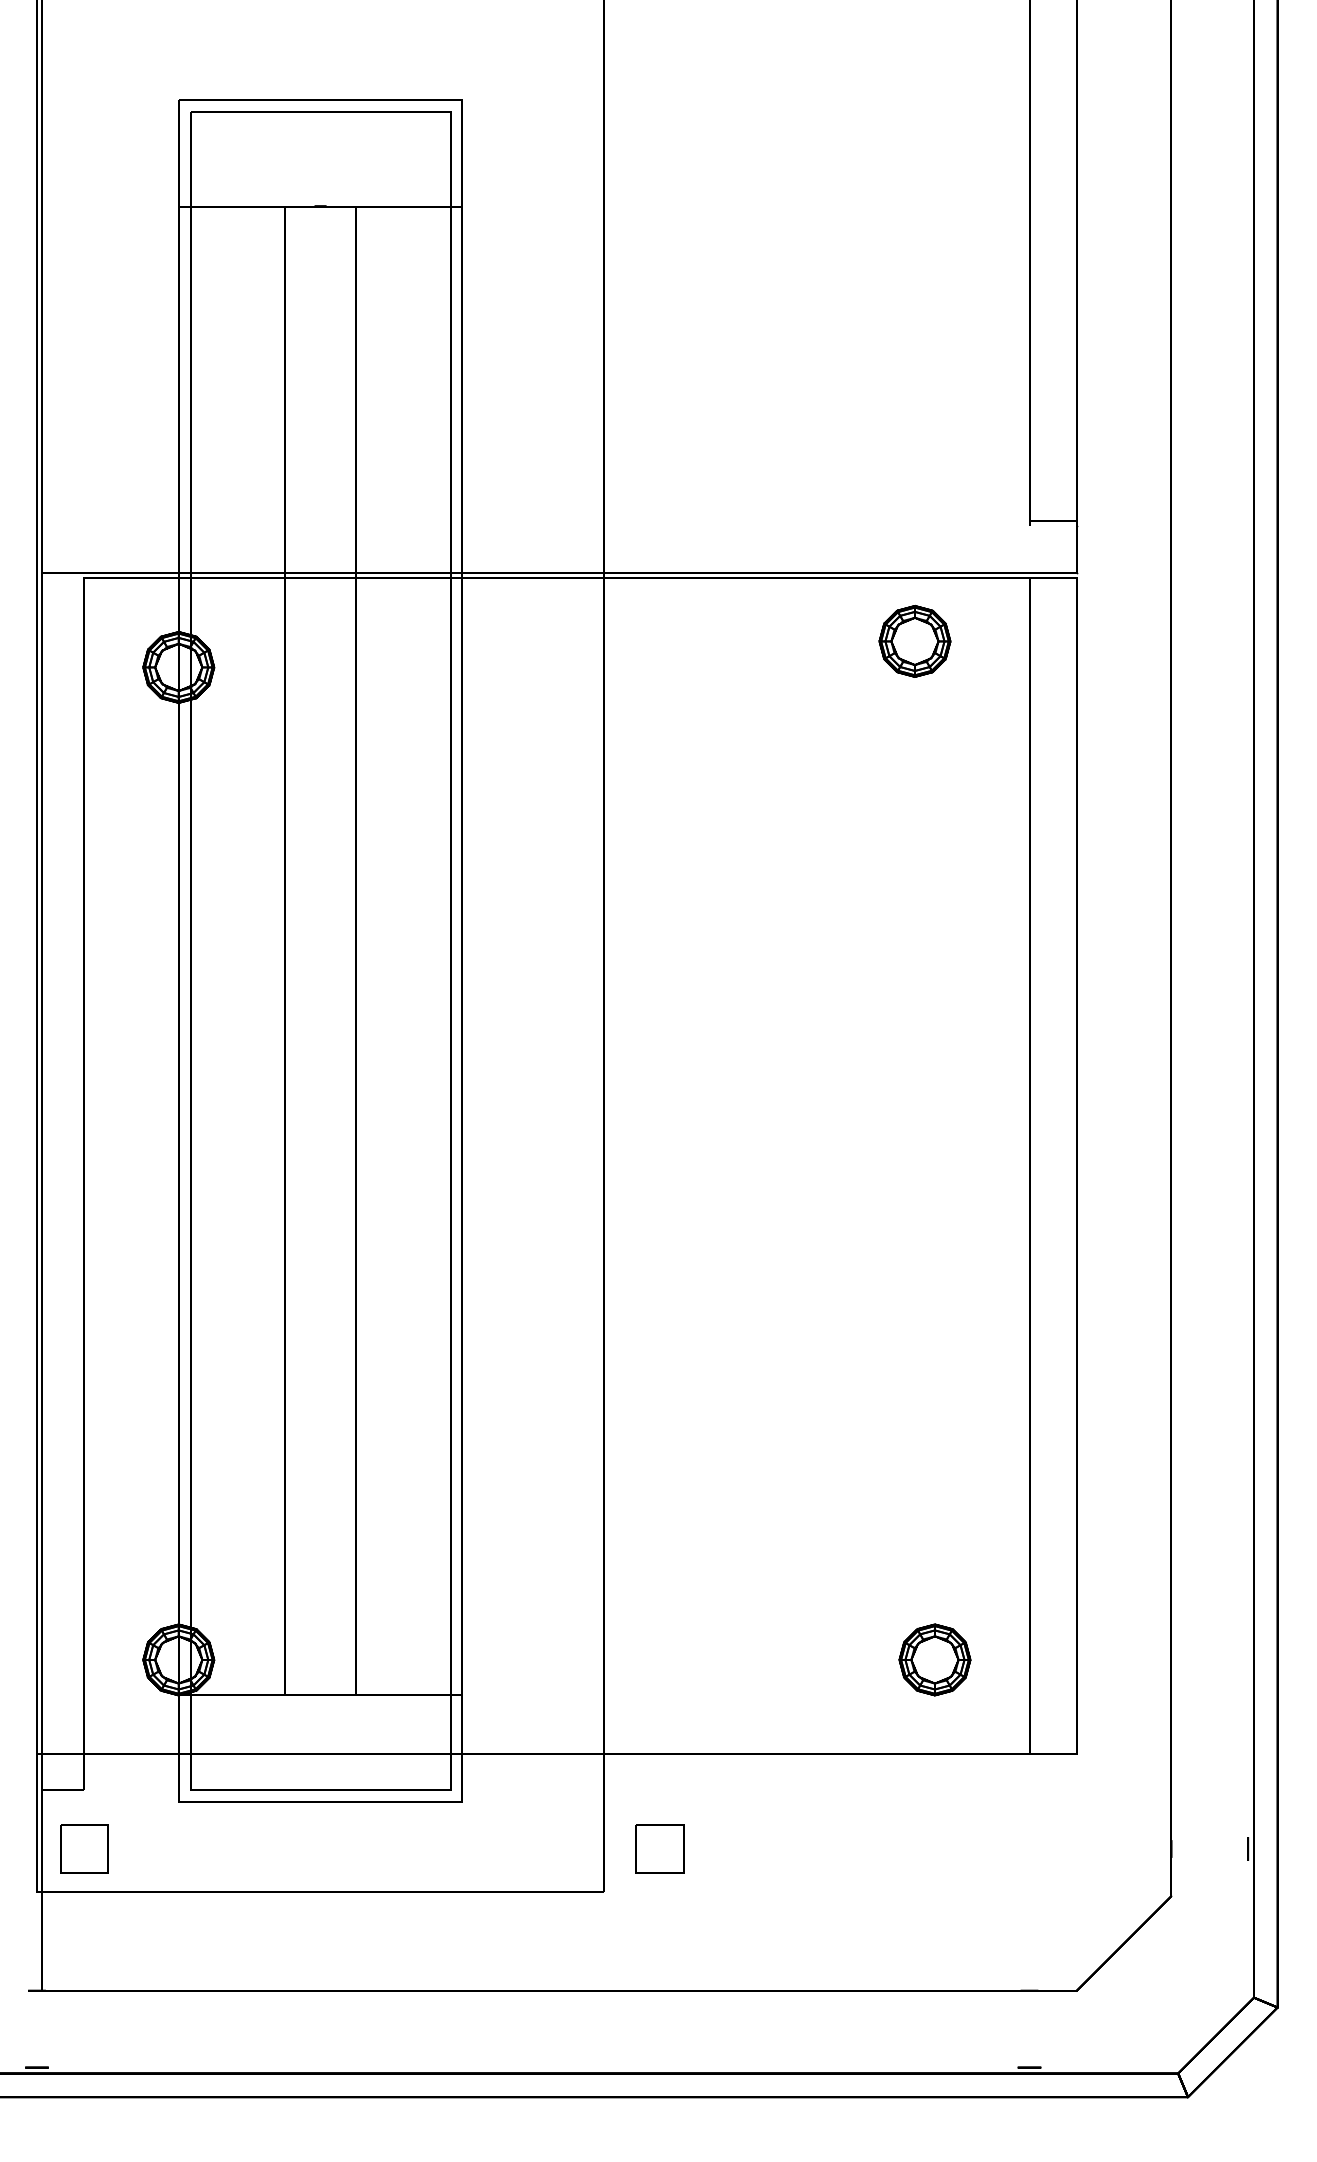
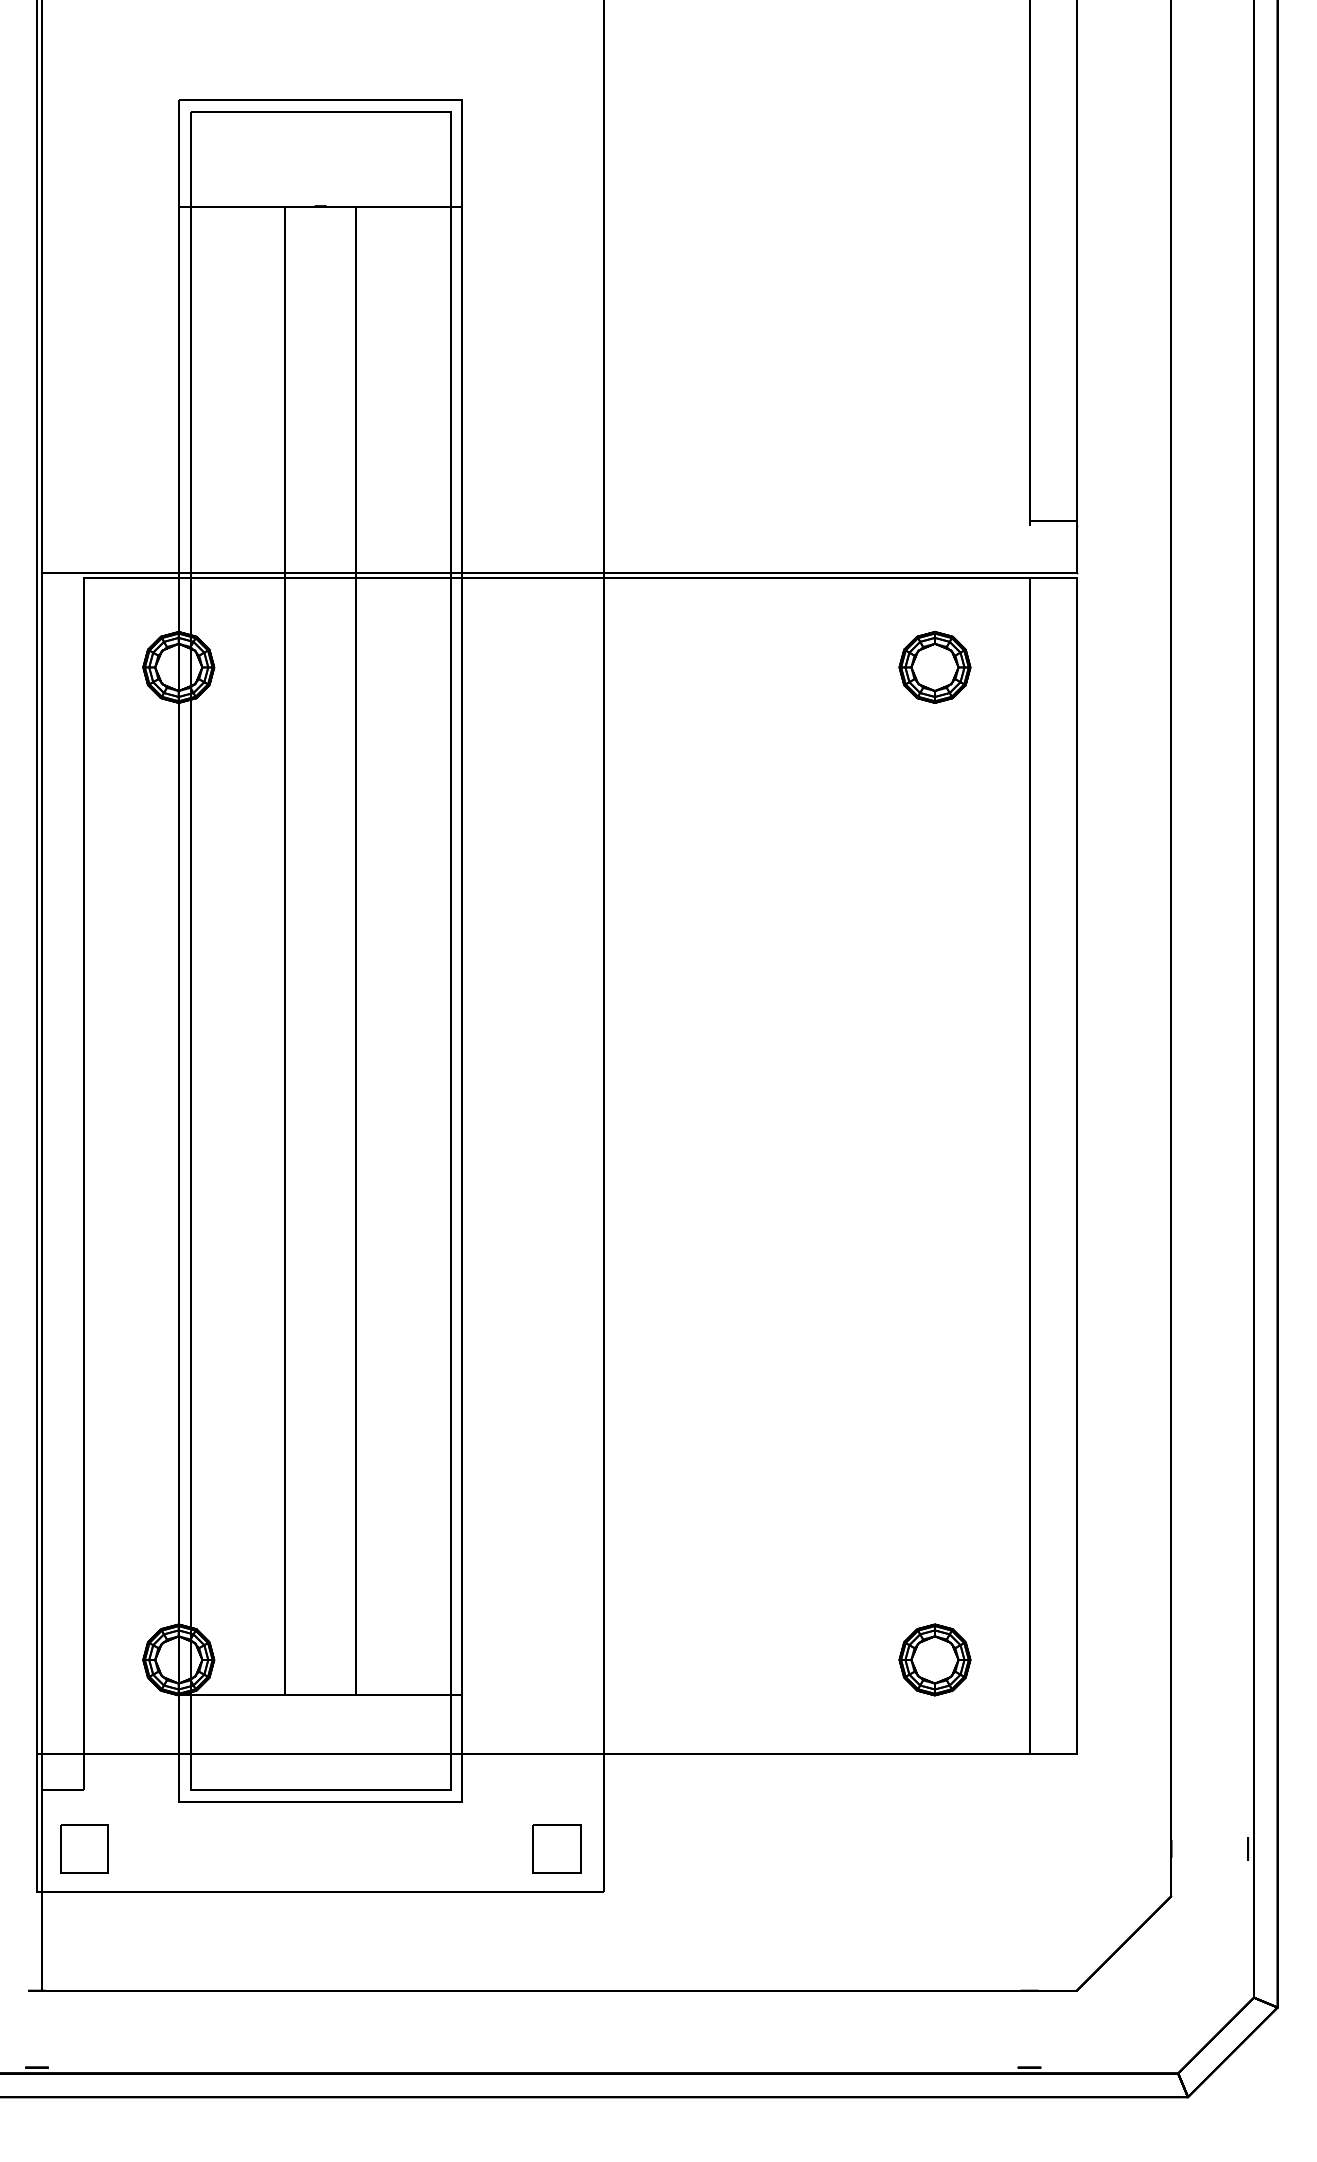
part position: (914, 641) -> (934, 667) (934, 667)
part position: (659, 1848) -> (556, 1848) (556, 1848)
